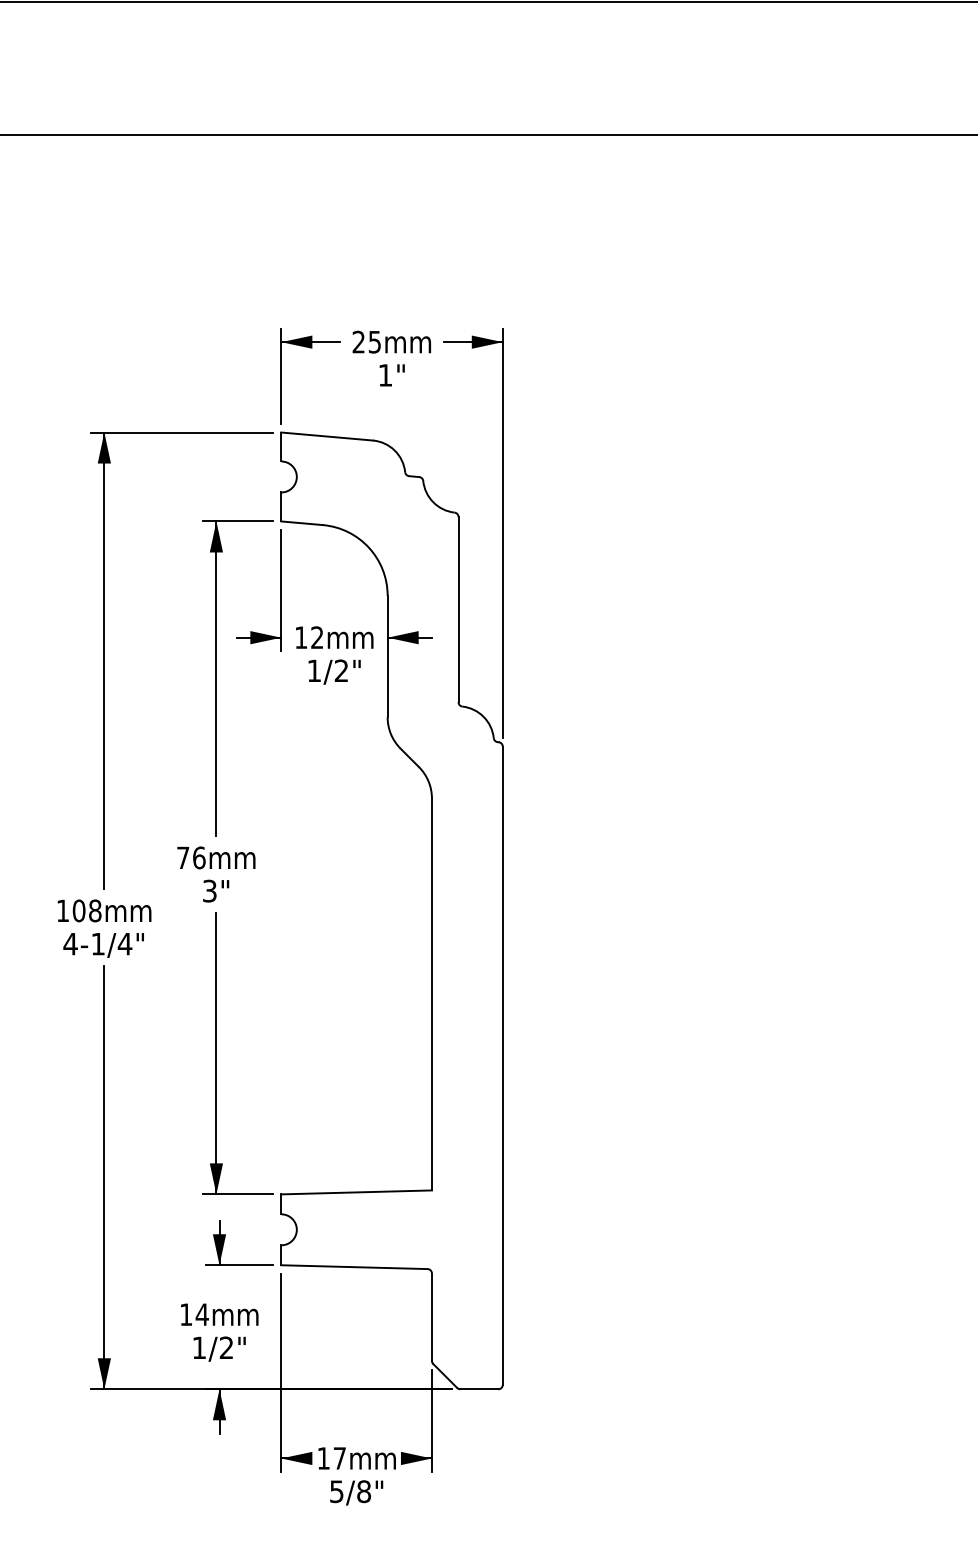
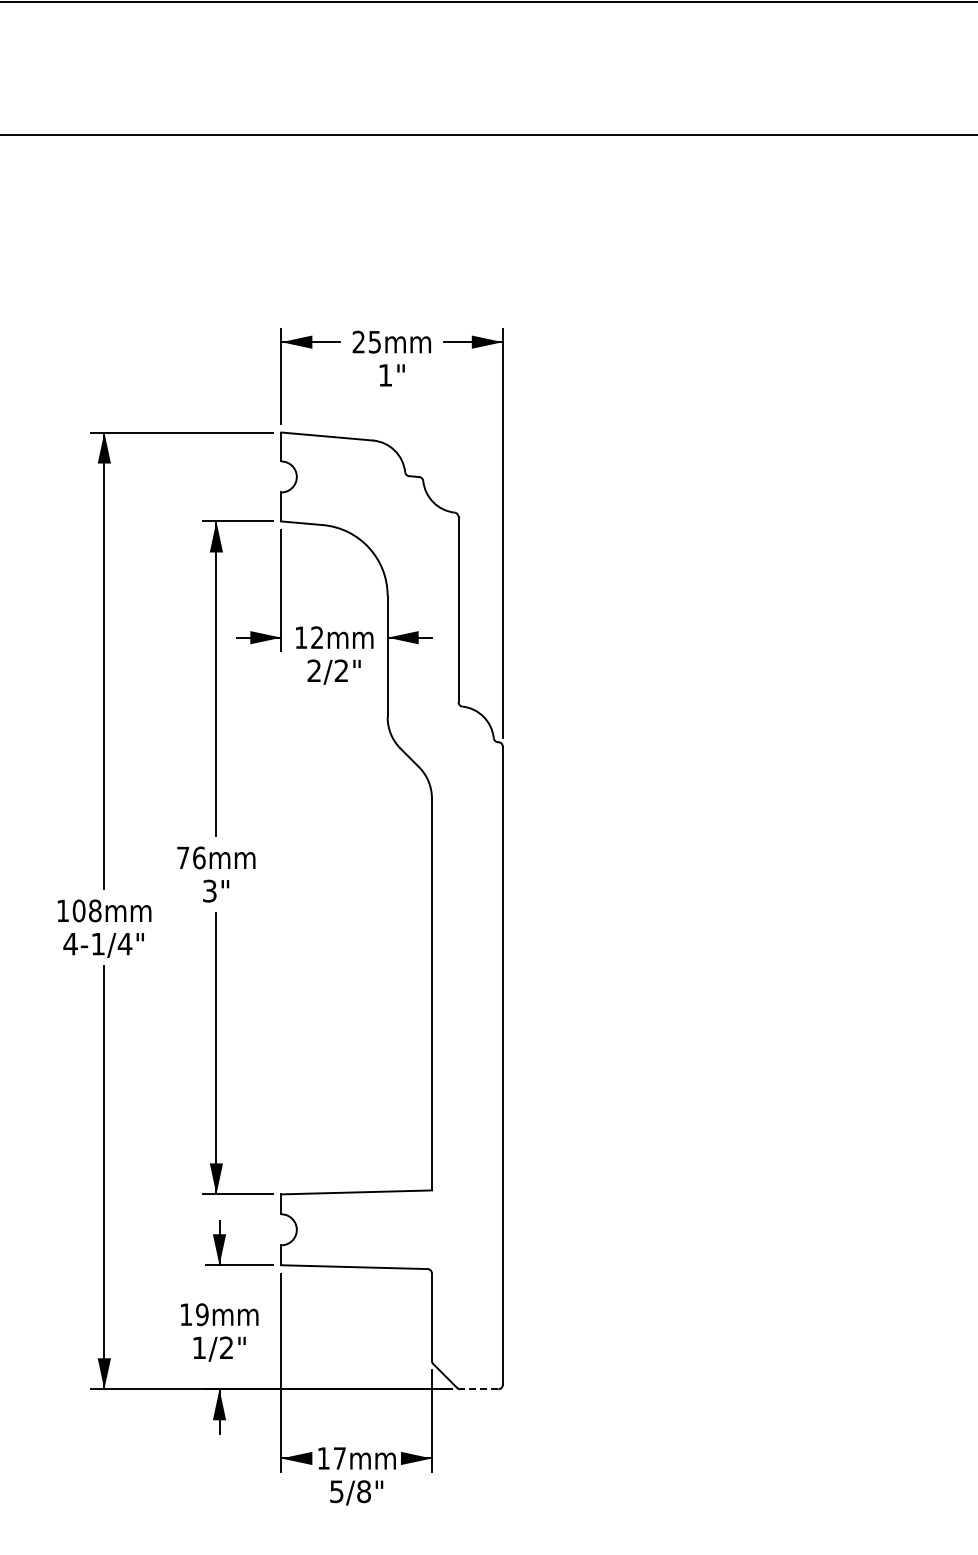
text: 1/2" -> 2/2" (313, 670)
text: 14 -> 19 (201, 1314)
line: solid -> dashed (478, 1389)
